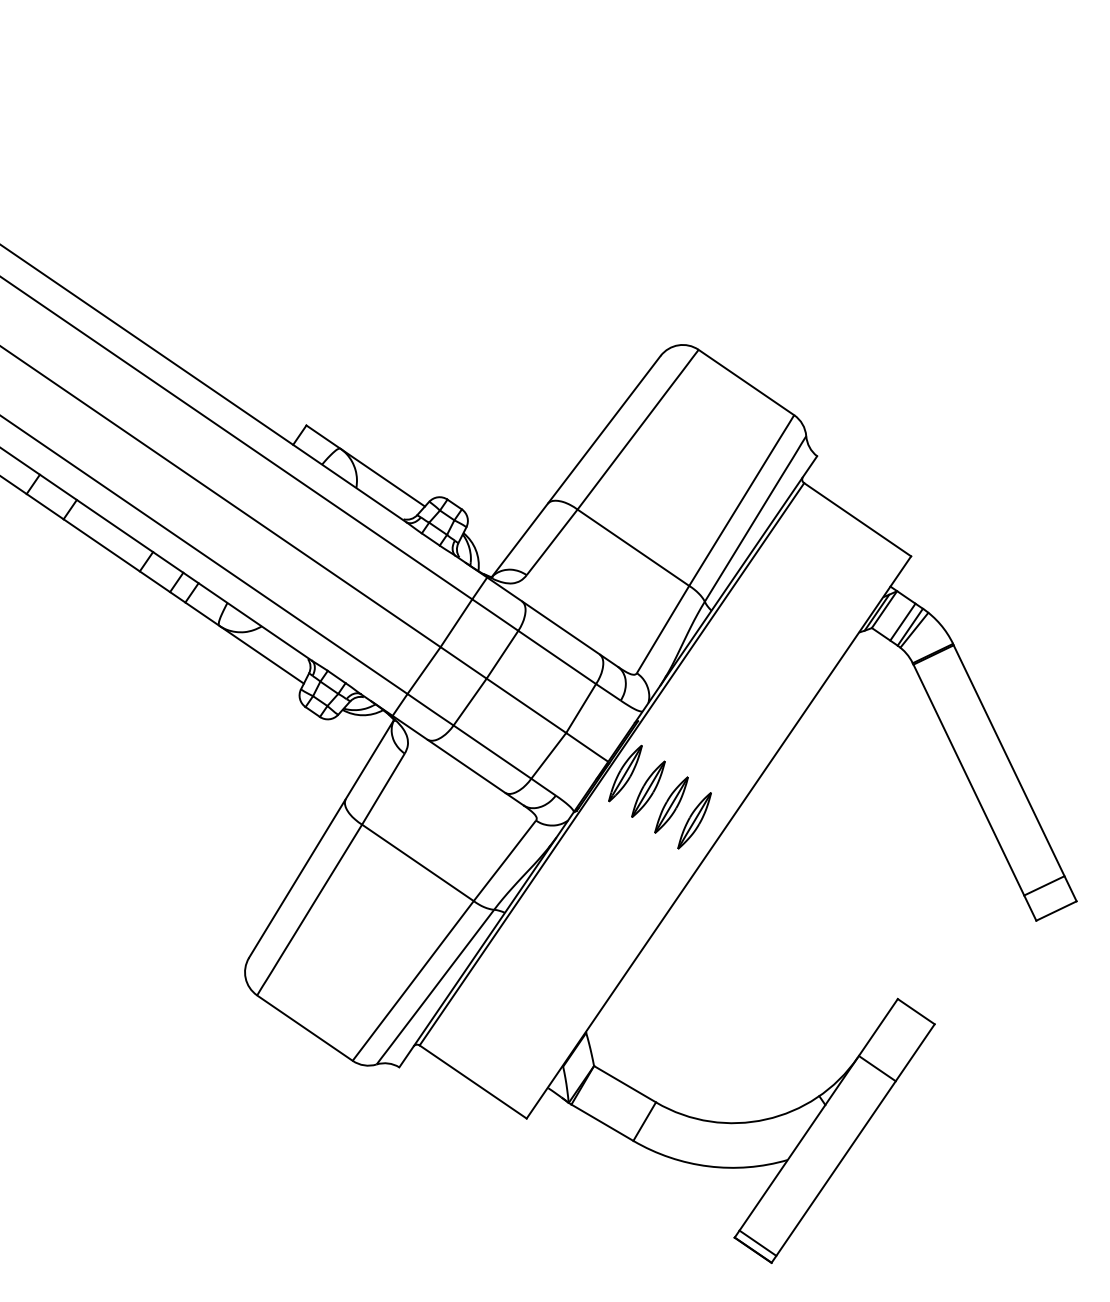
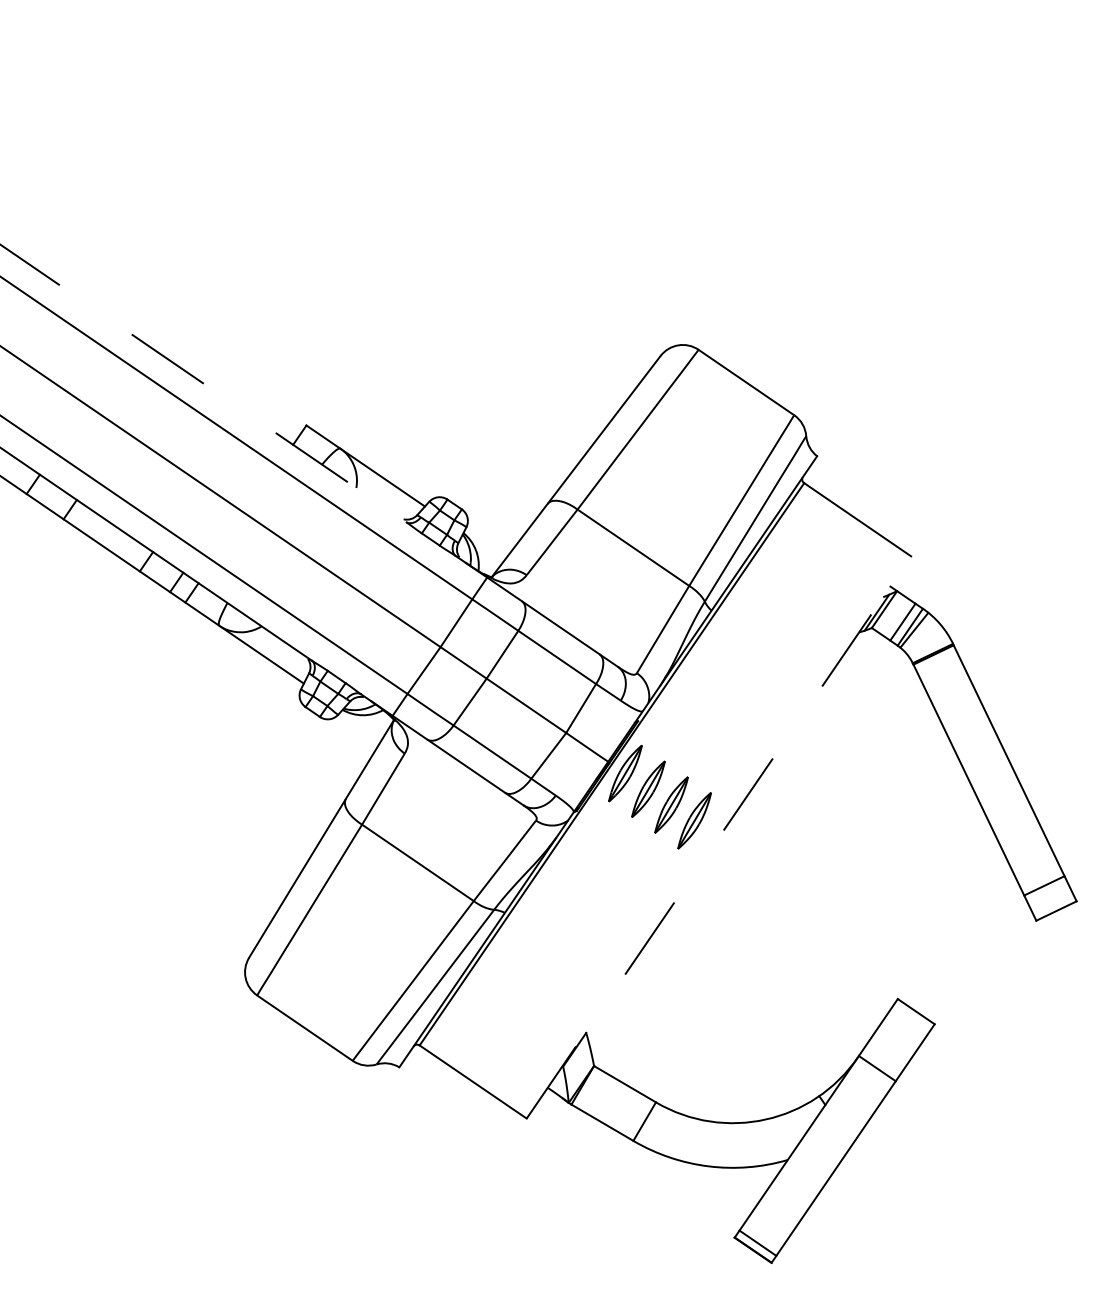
line: solid -> dashed (203, 383)
line: solid -> dashed (718, 837)
